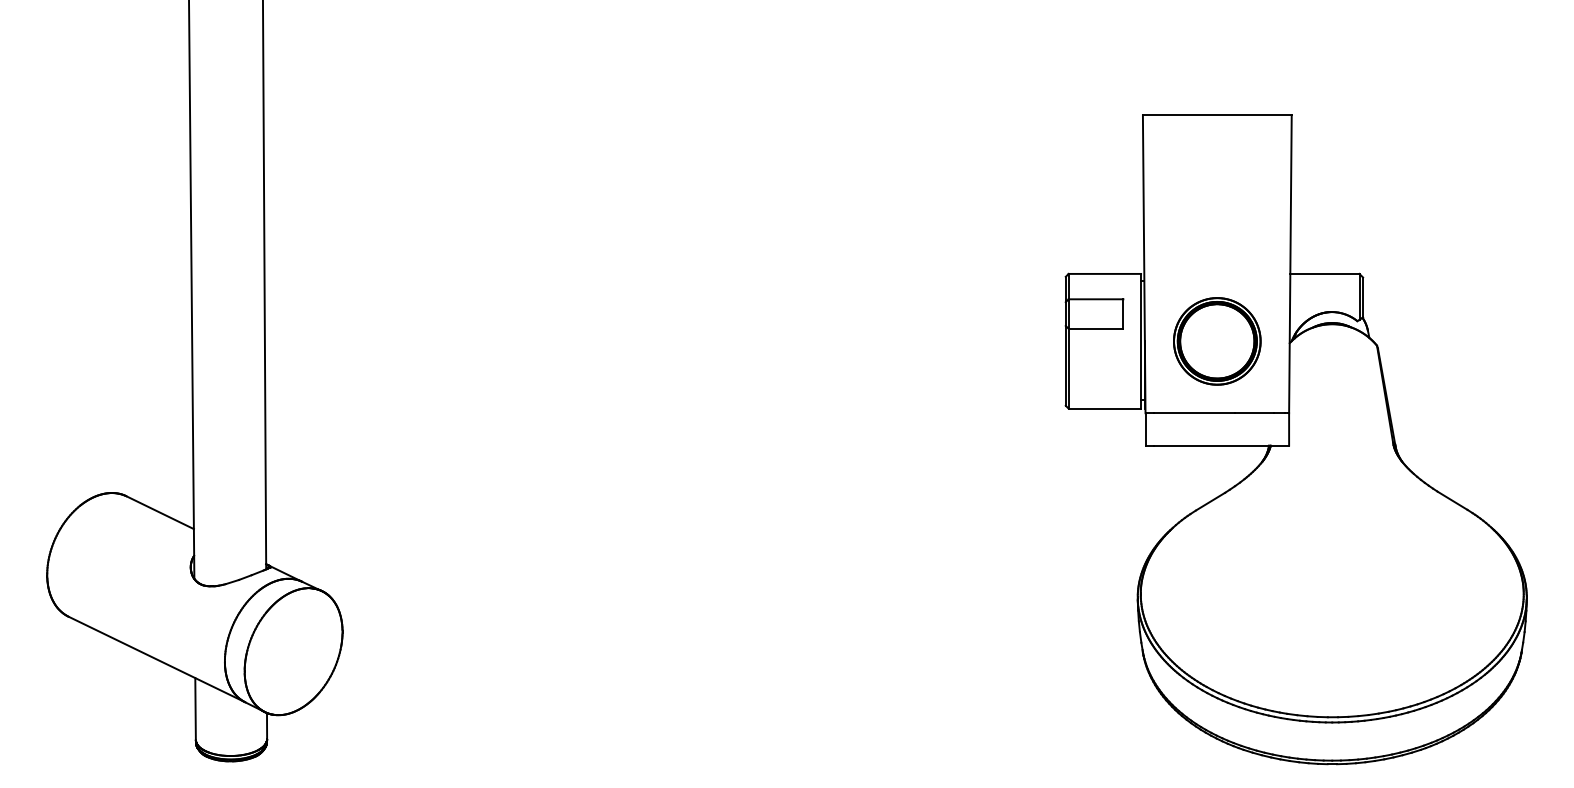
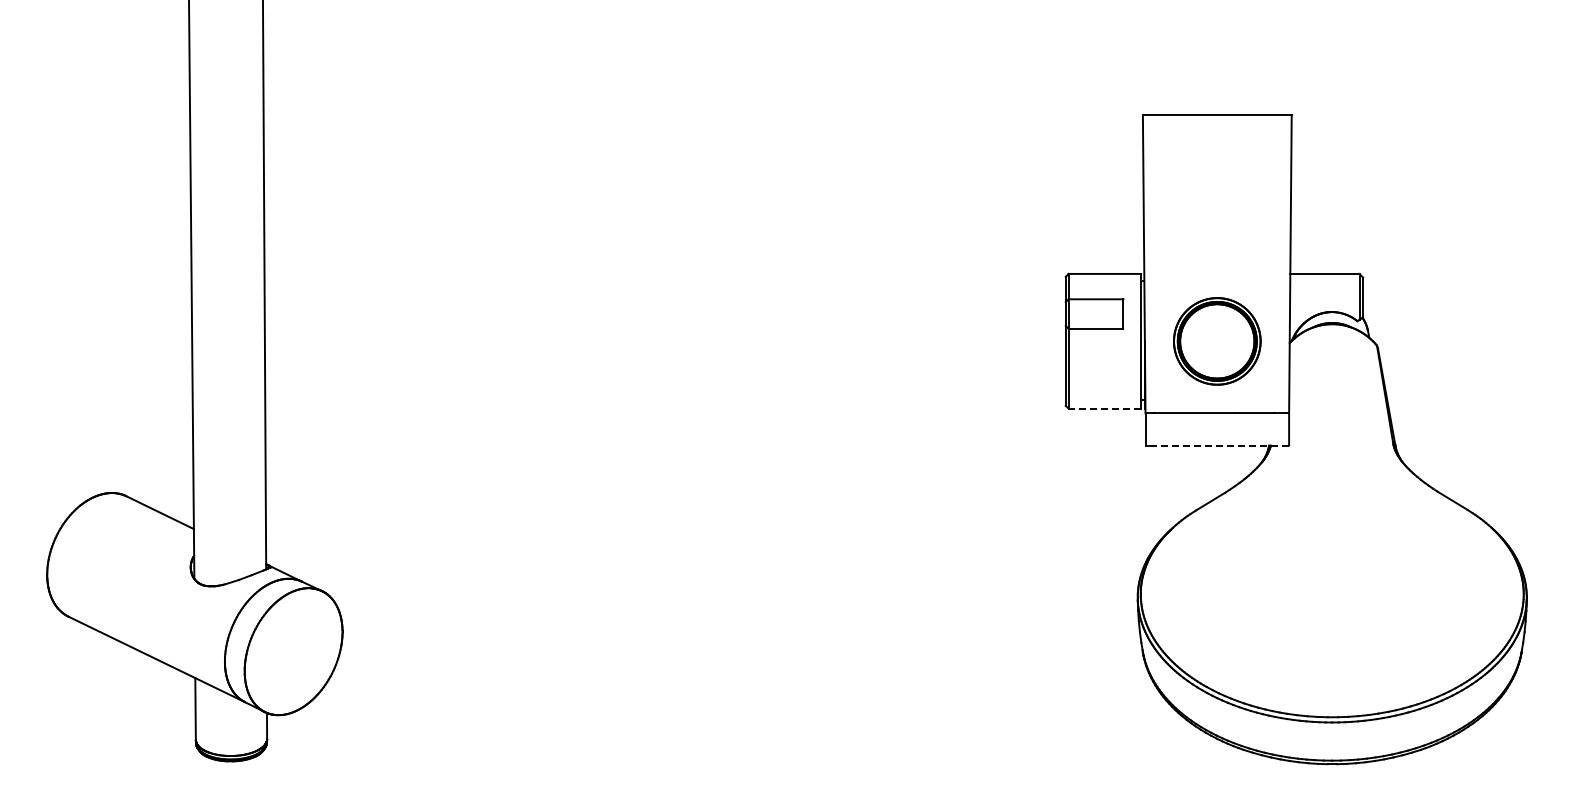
line: solid -> dashed (1104, 408)
line: solid -> dashed (1221, 445)
